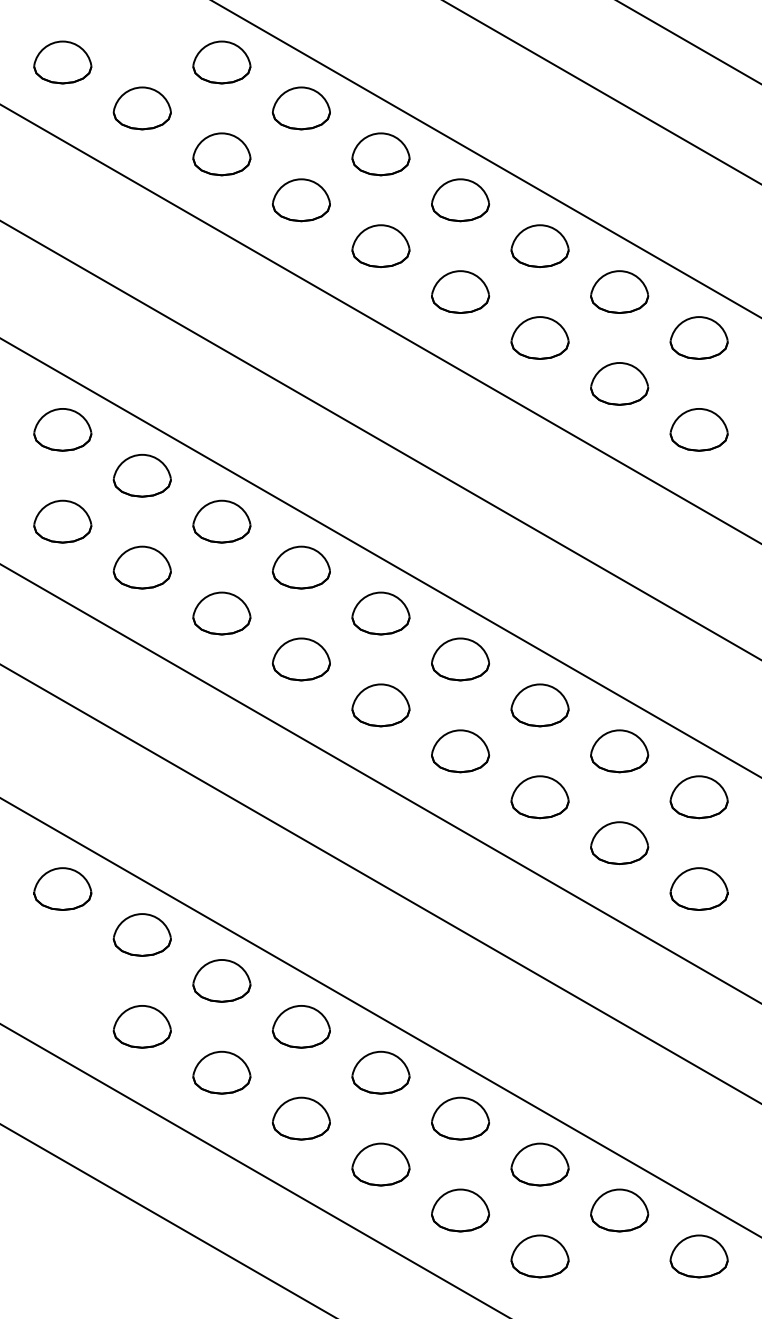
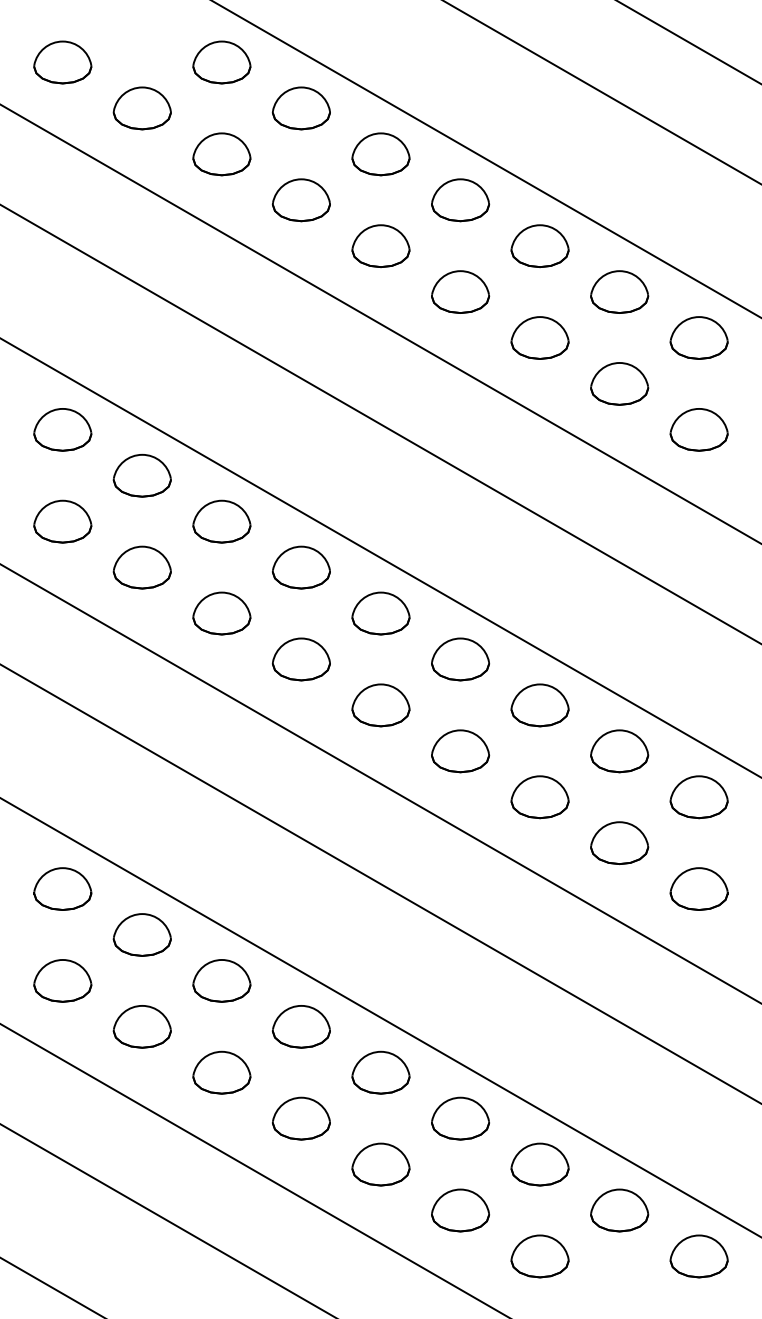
line position: (380, 439) -> (380, 423) (380, 423)
part: none -> present (62, 980)
line: none -> present (51, 1286)
